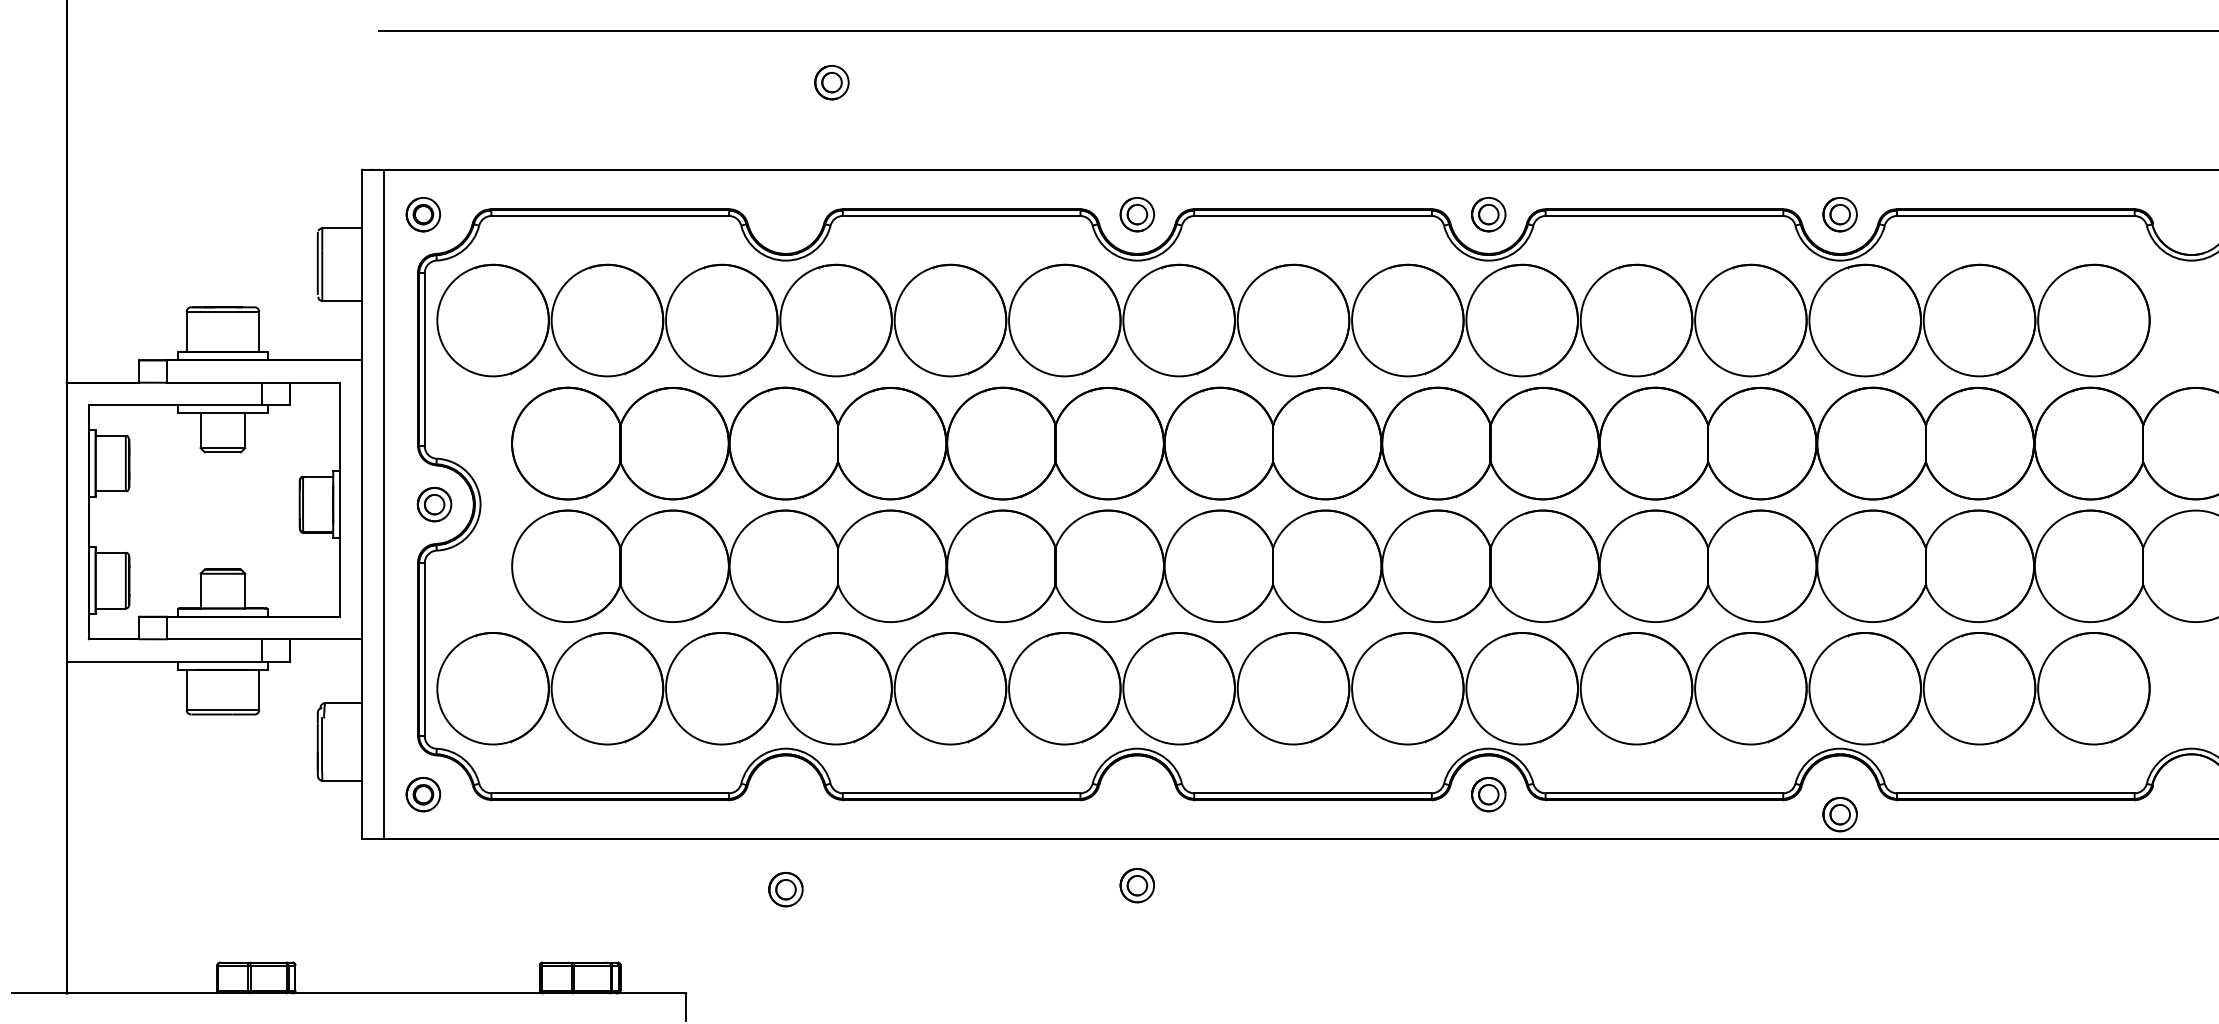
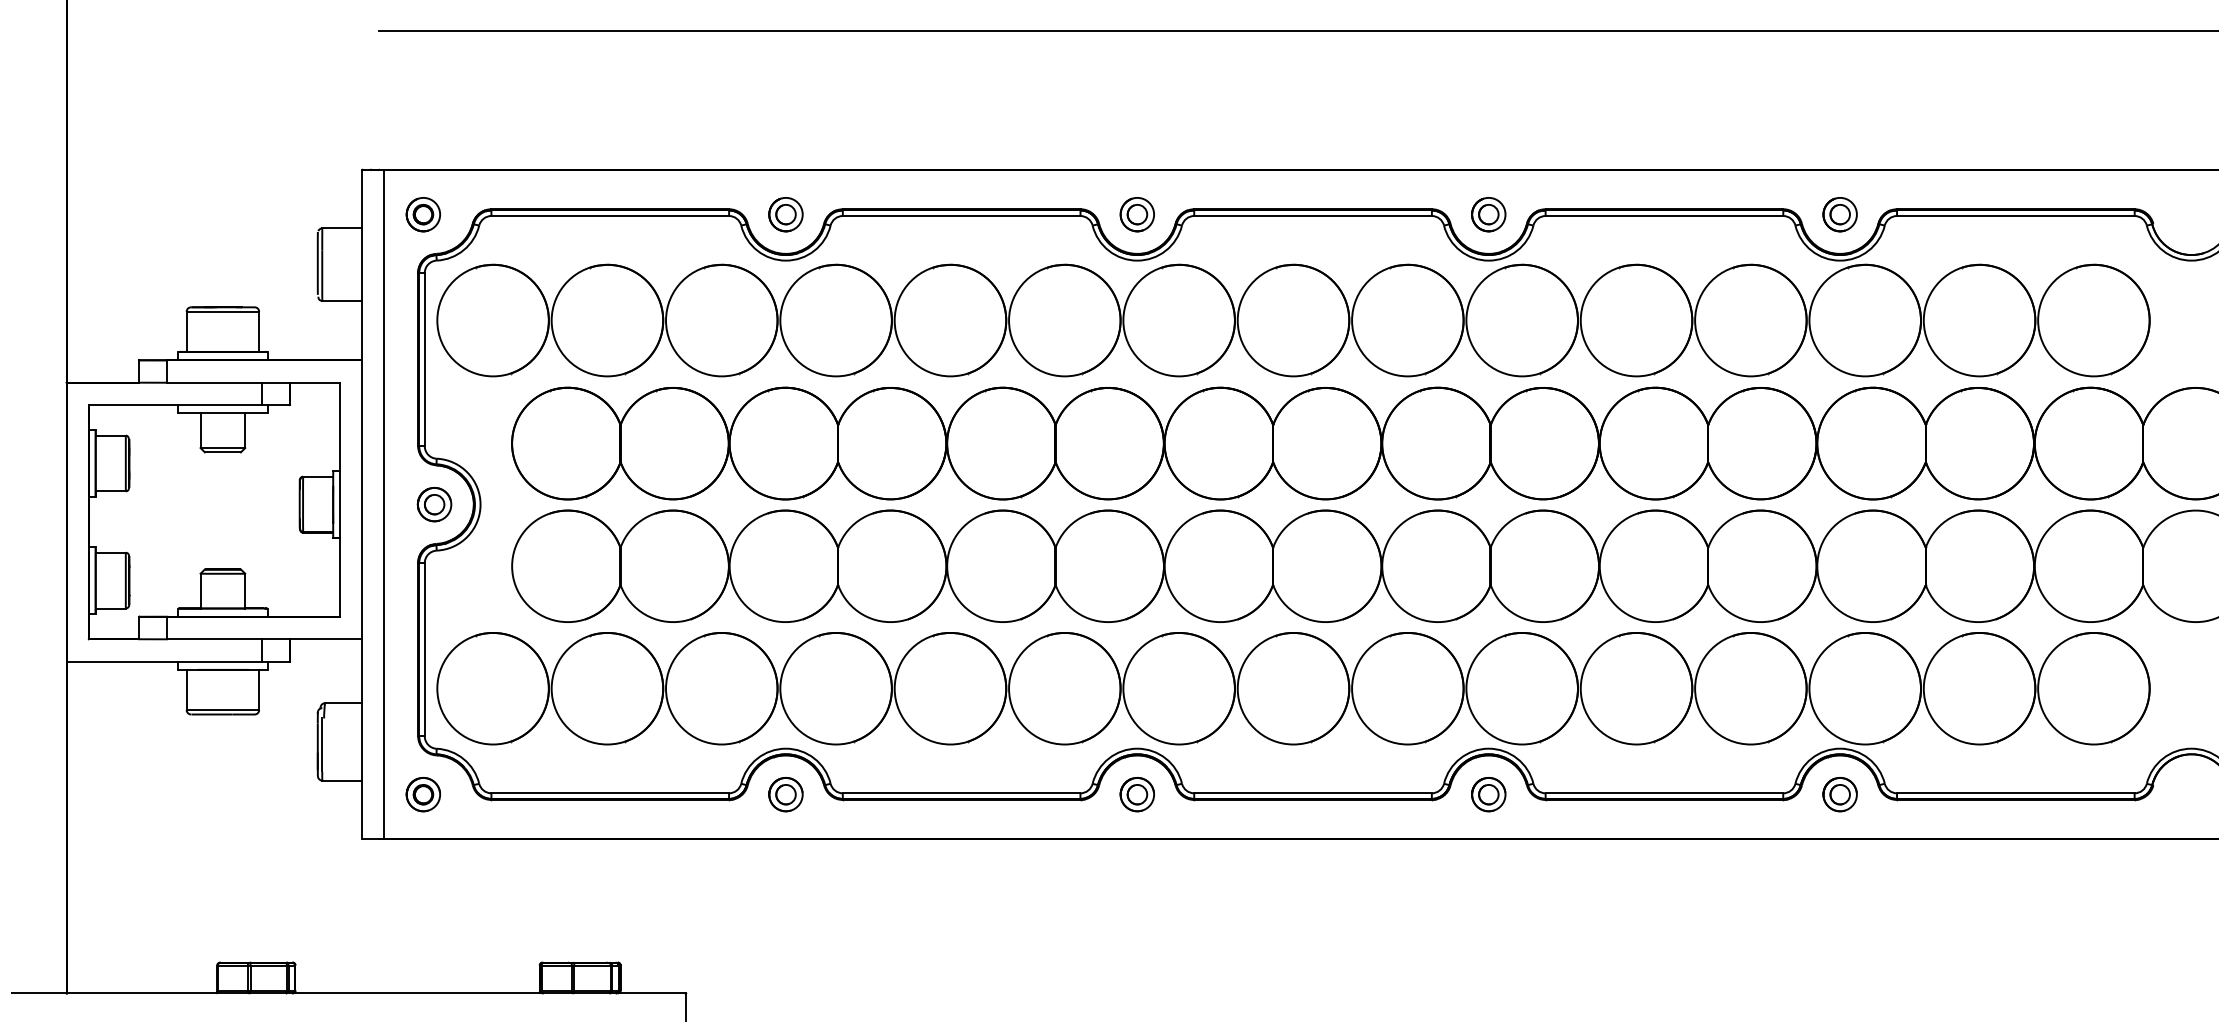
part position: (831, 82) -> (785, 214) (785, 214)
part position: (1839, 814) -> (1839, 794) (1839, 794)
part position: (1136, 885) -> (1136, 794) (1136, 794)
part position: (785, 889) -> (785, 794) (785, 794)
